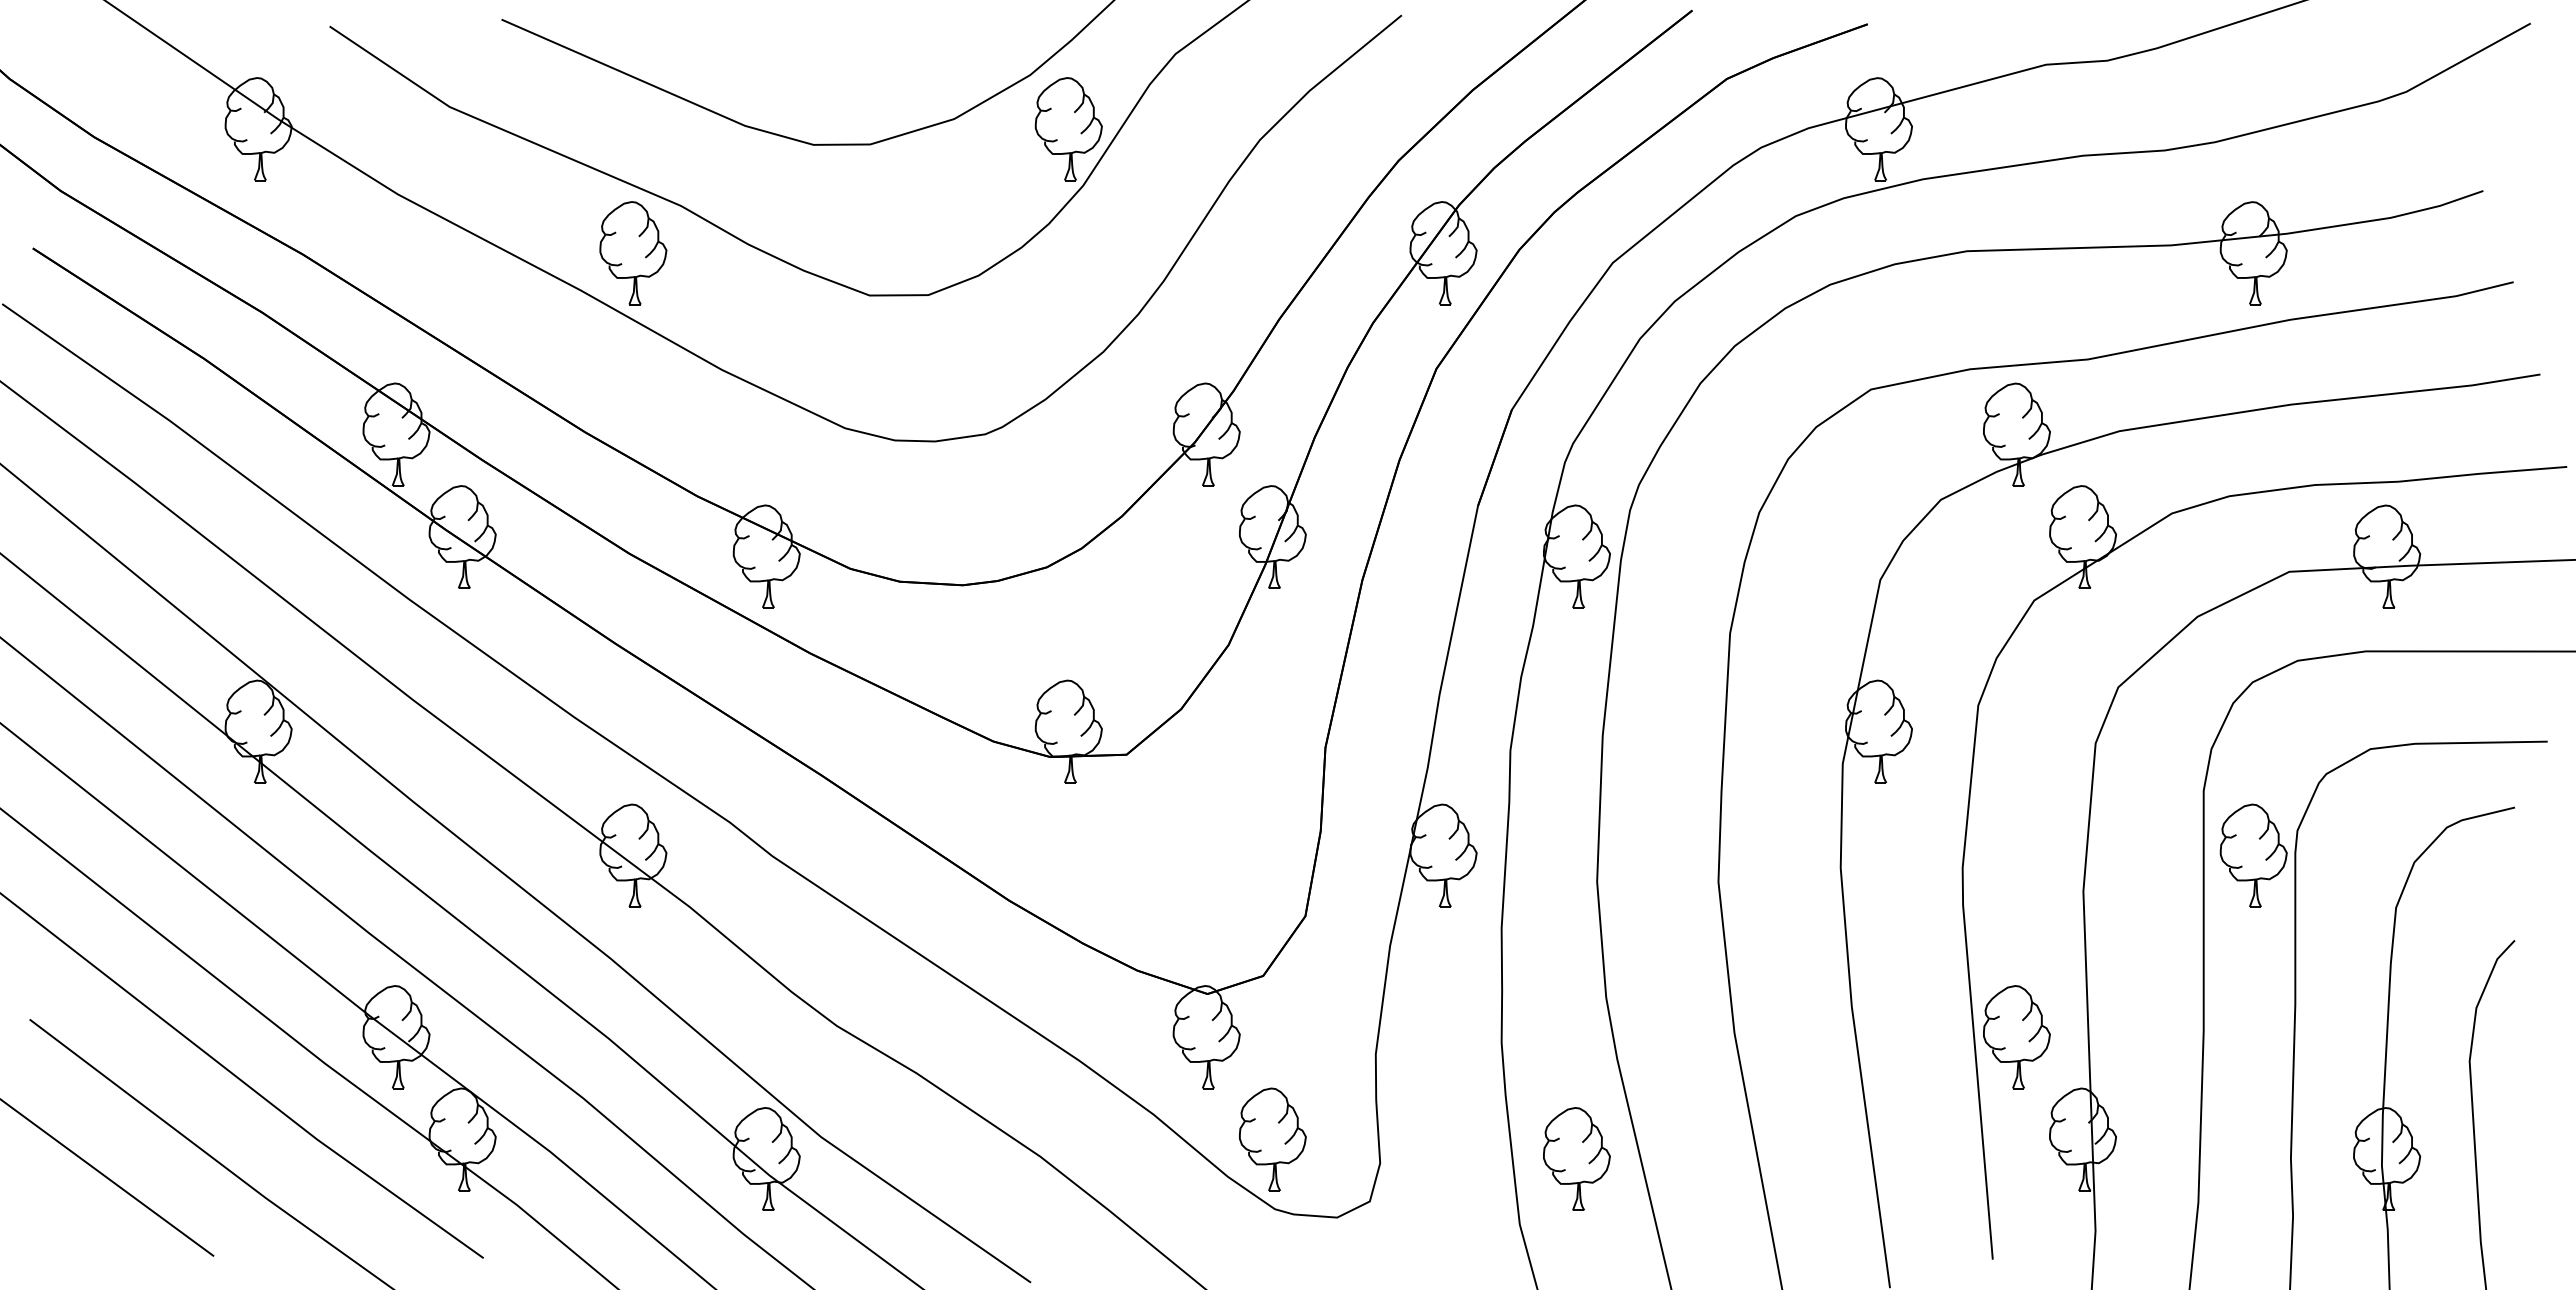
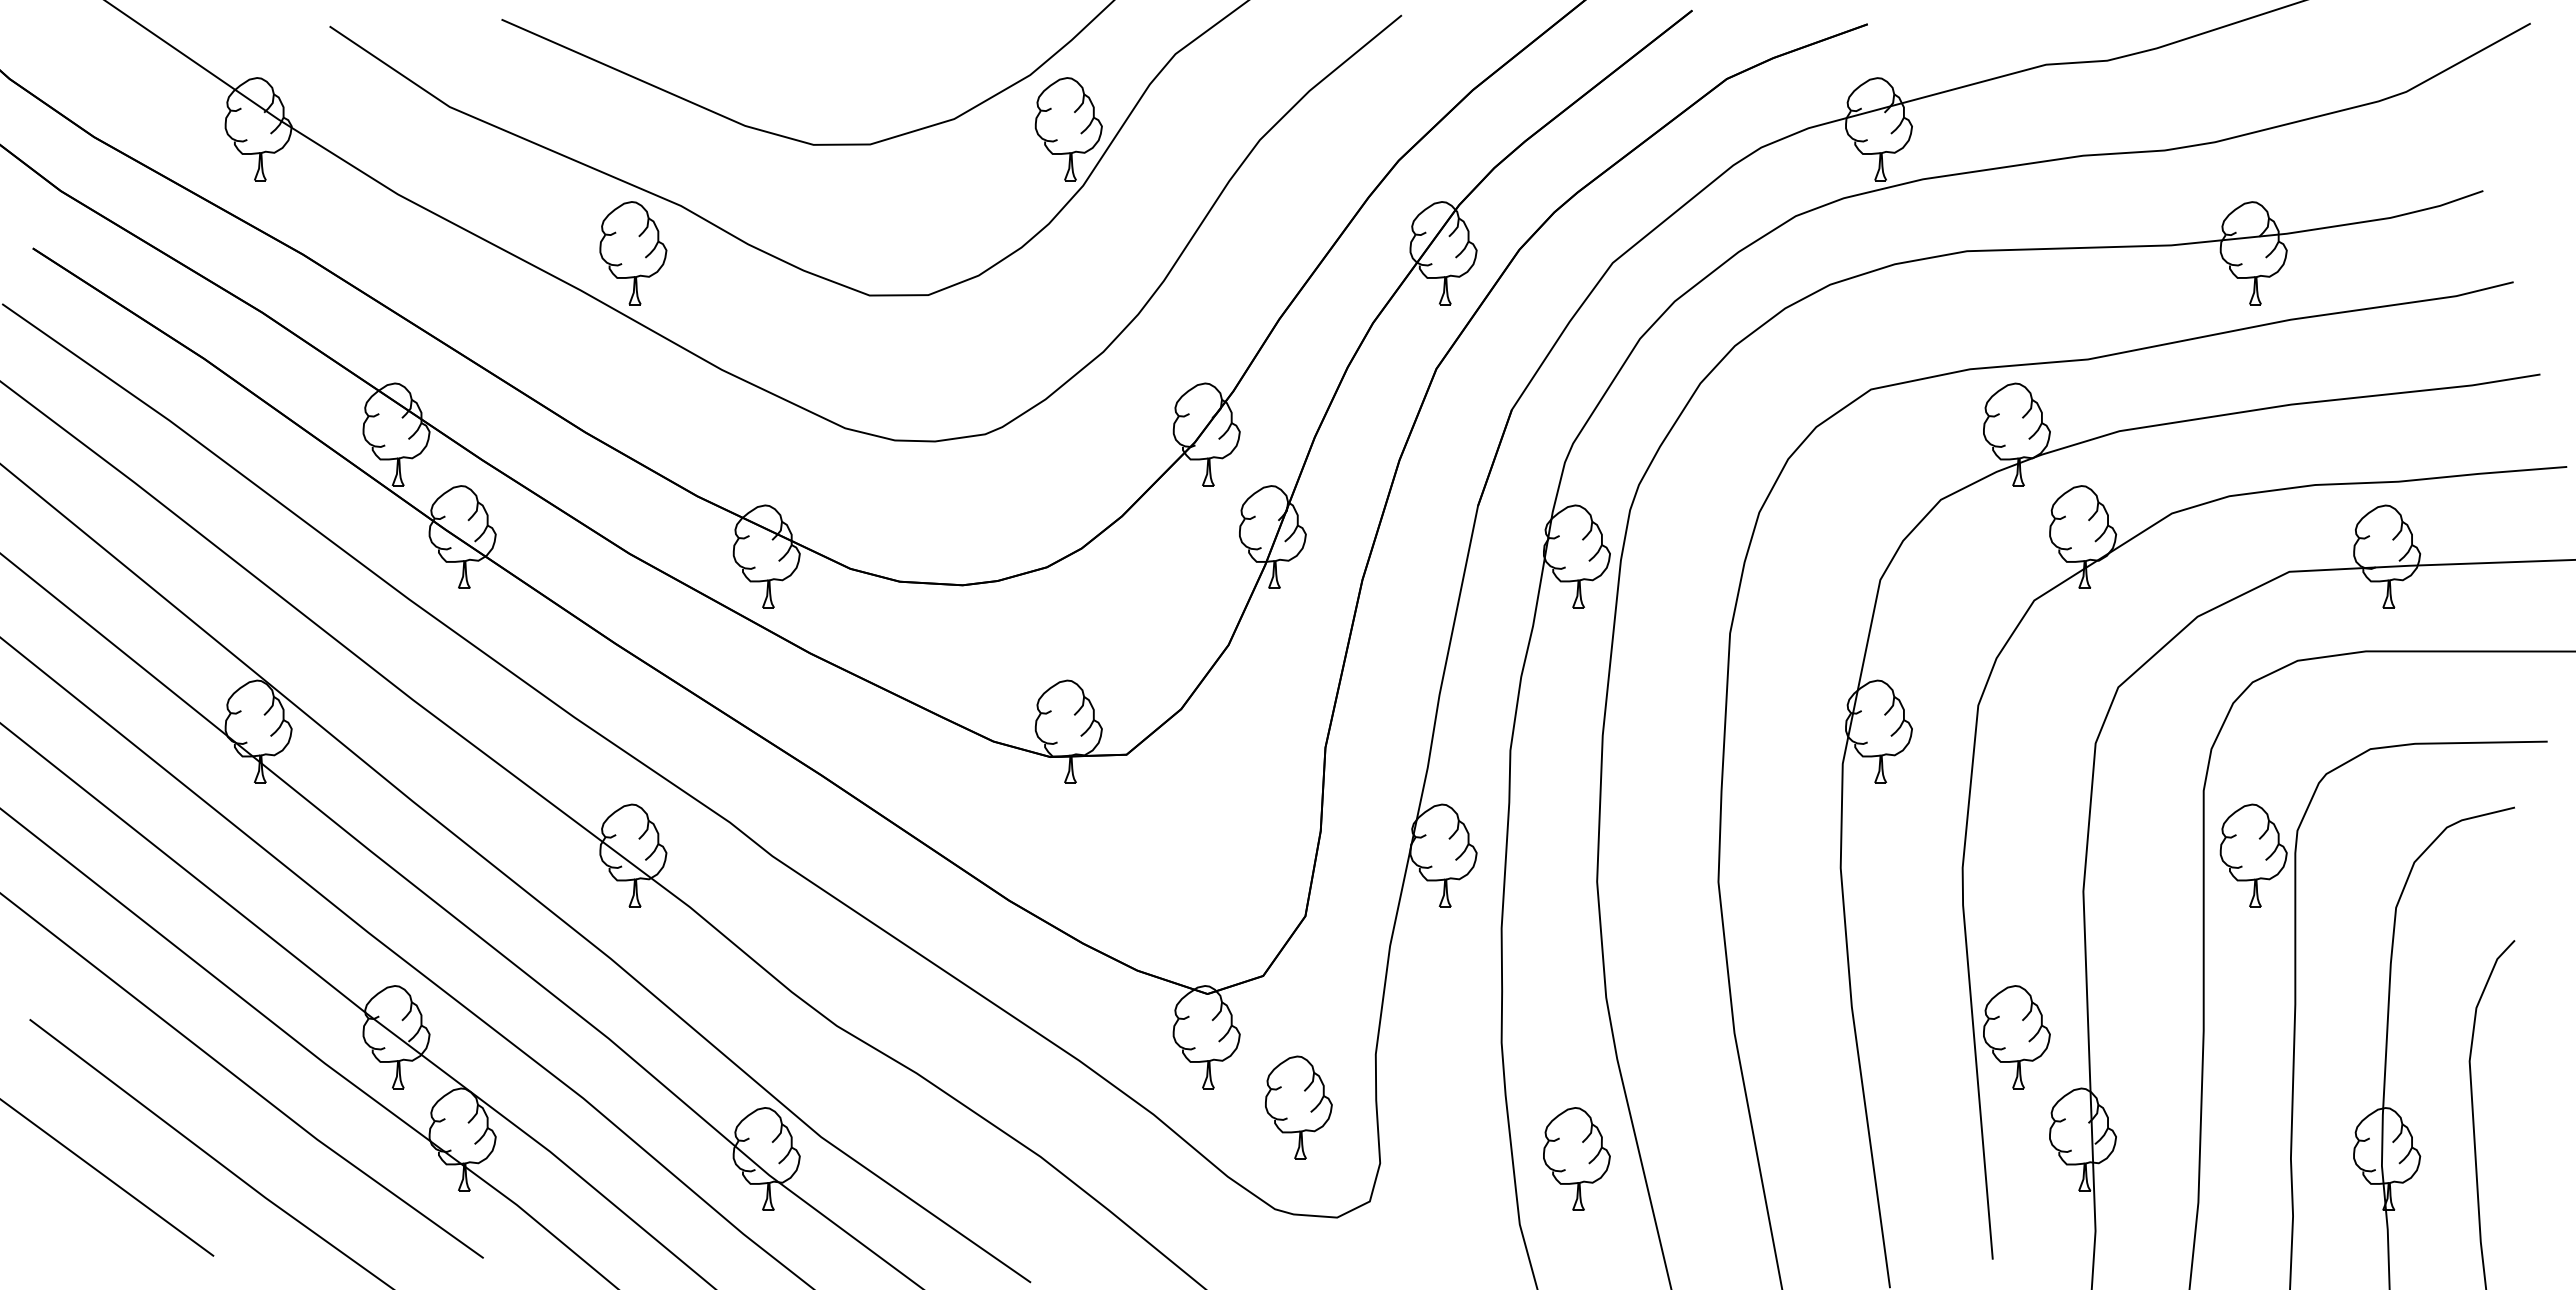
part position: (1272, 1139) -> (1298, 1107) (1298, 1107)
